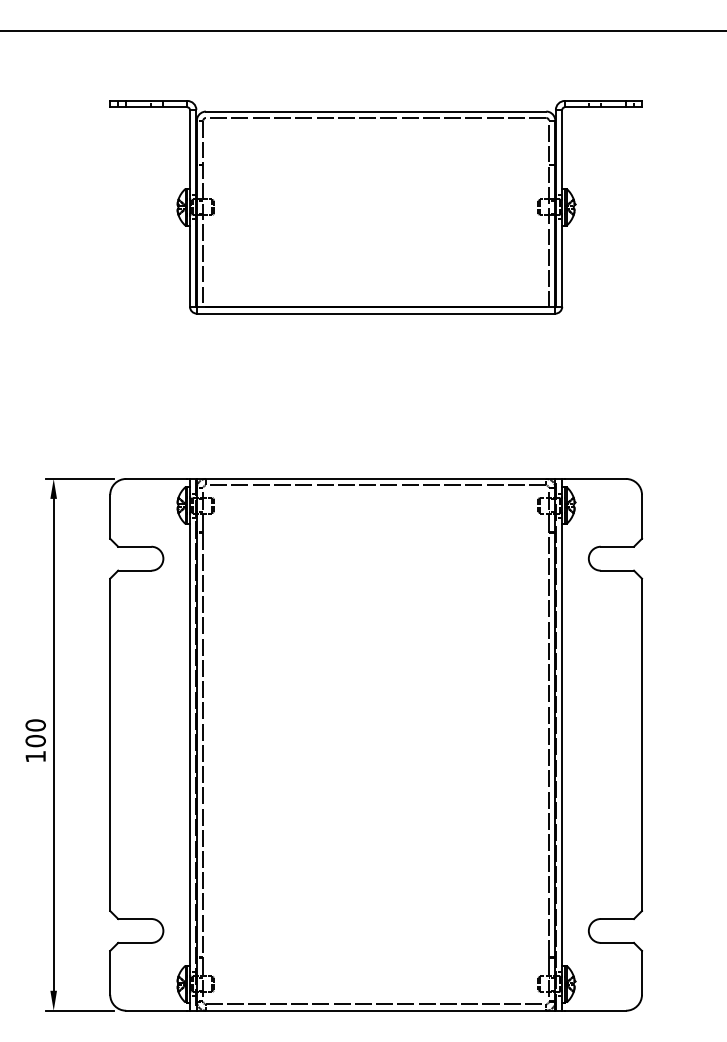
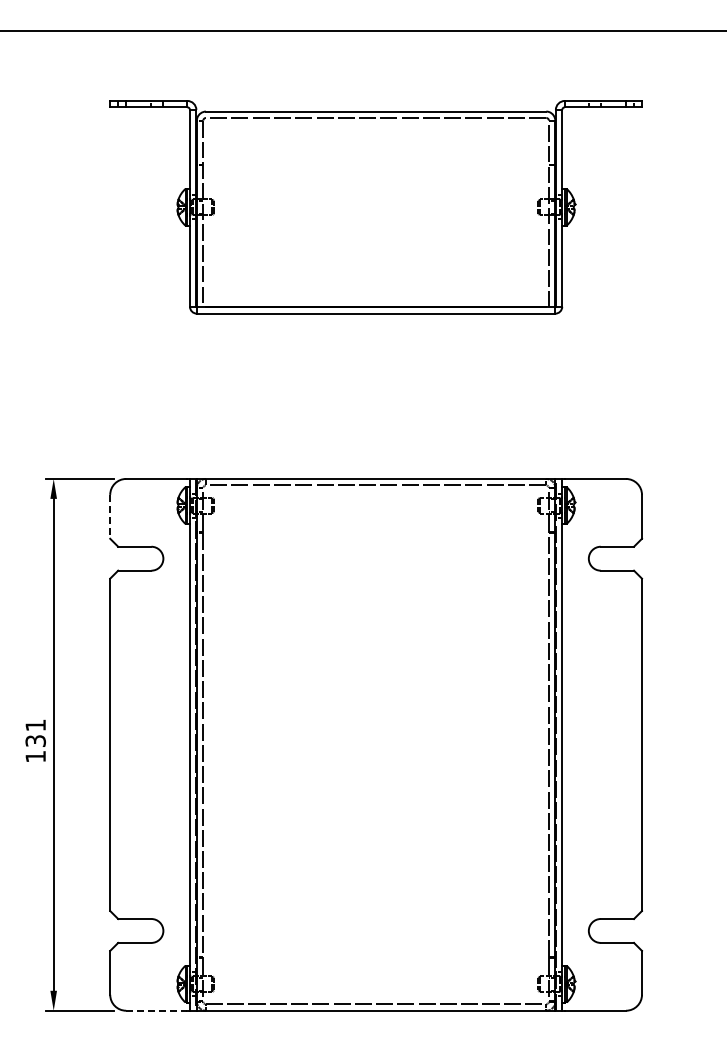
line: solid -> dashed (110, 516)
text: 100 -> 131 (35, 733)
line: solid -> dashed (156, 1010)
